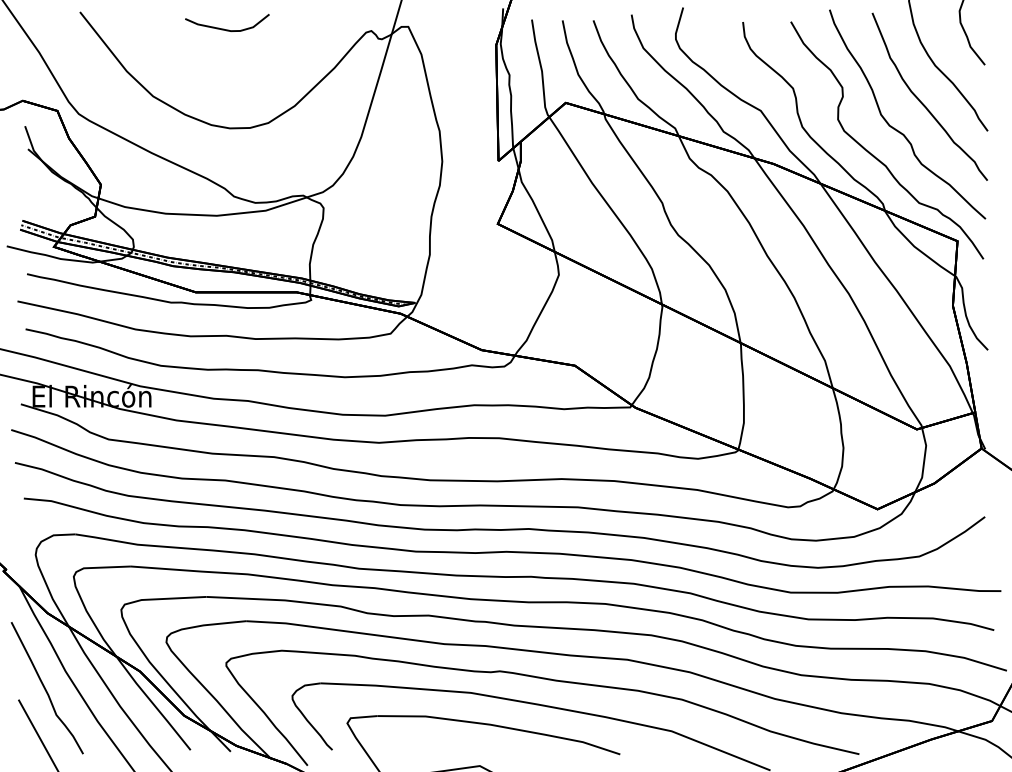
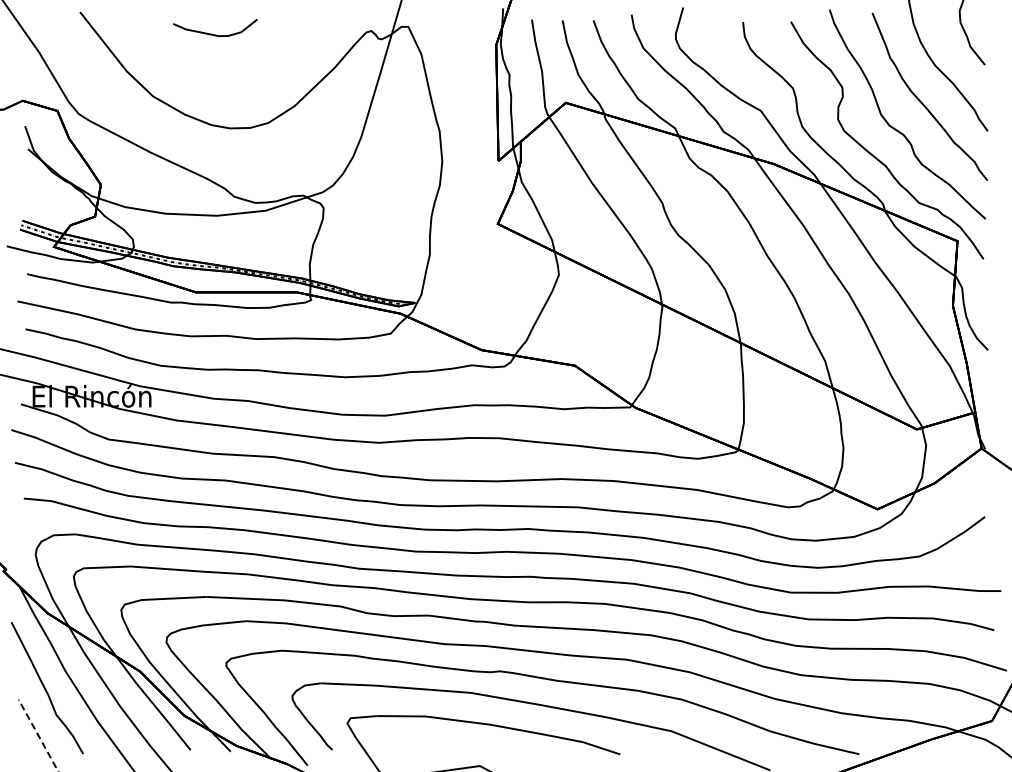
curve position: (224, 28) -> (212, 33) (212, 33)
line: solid -> dashed (38, 735)
